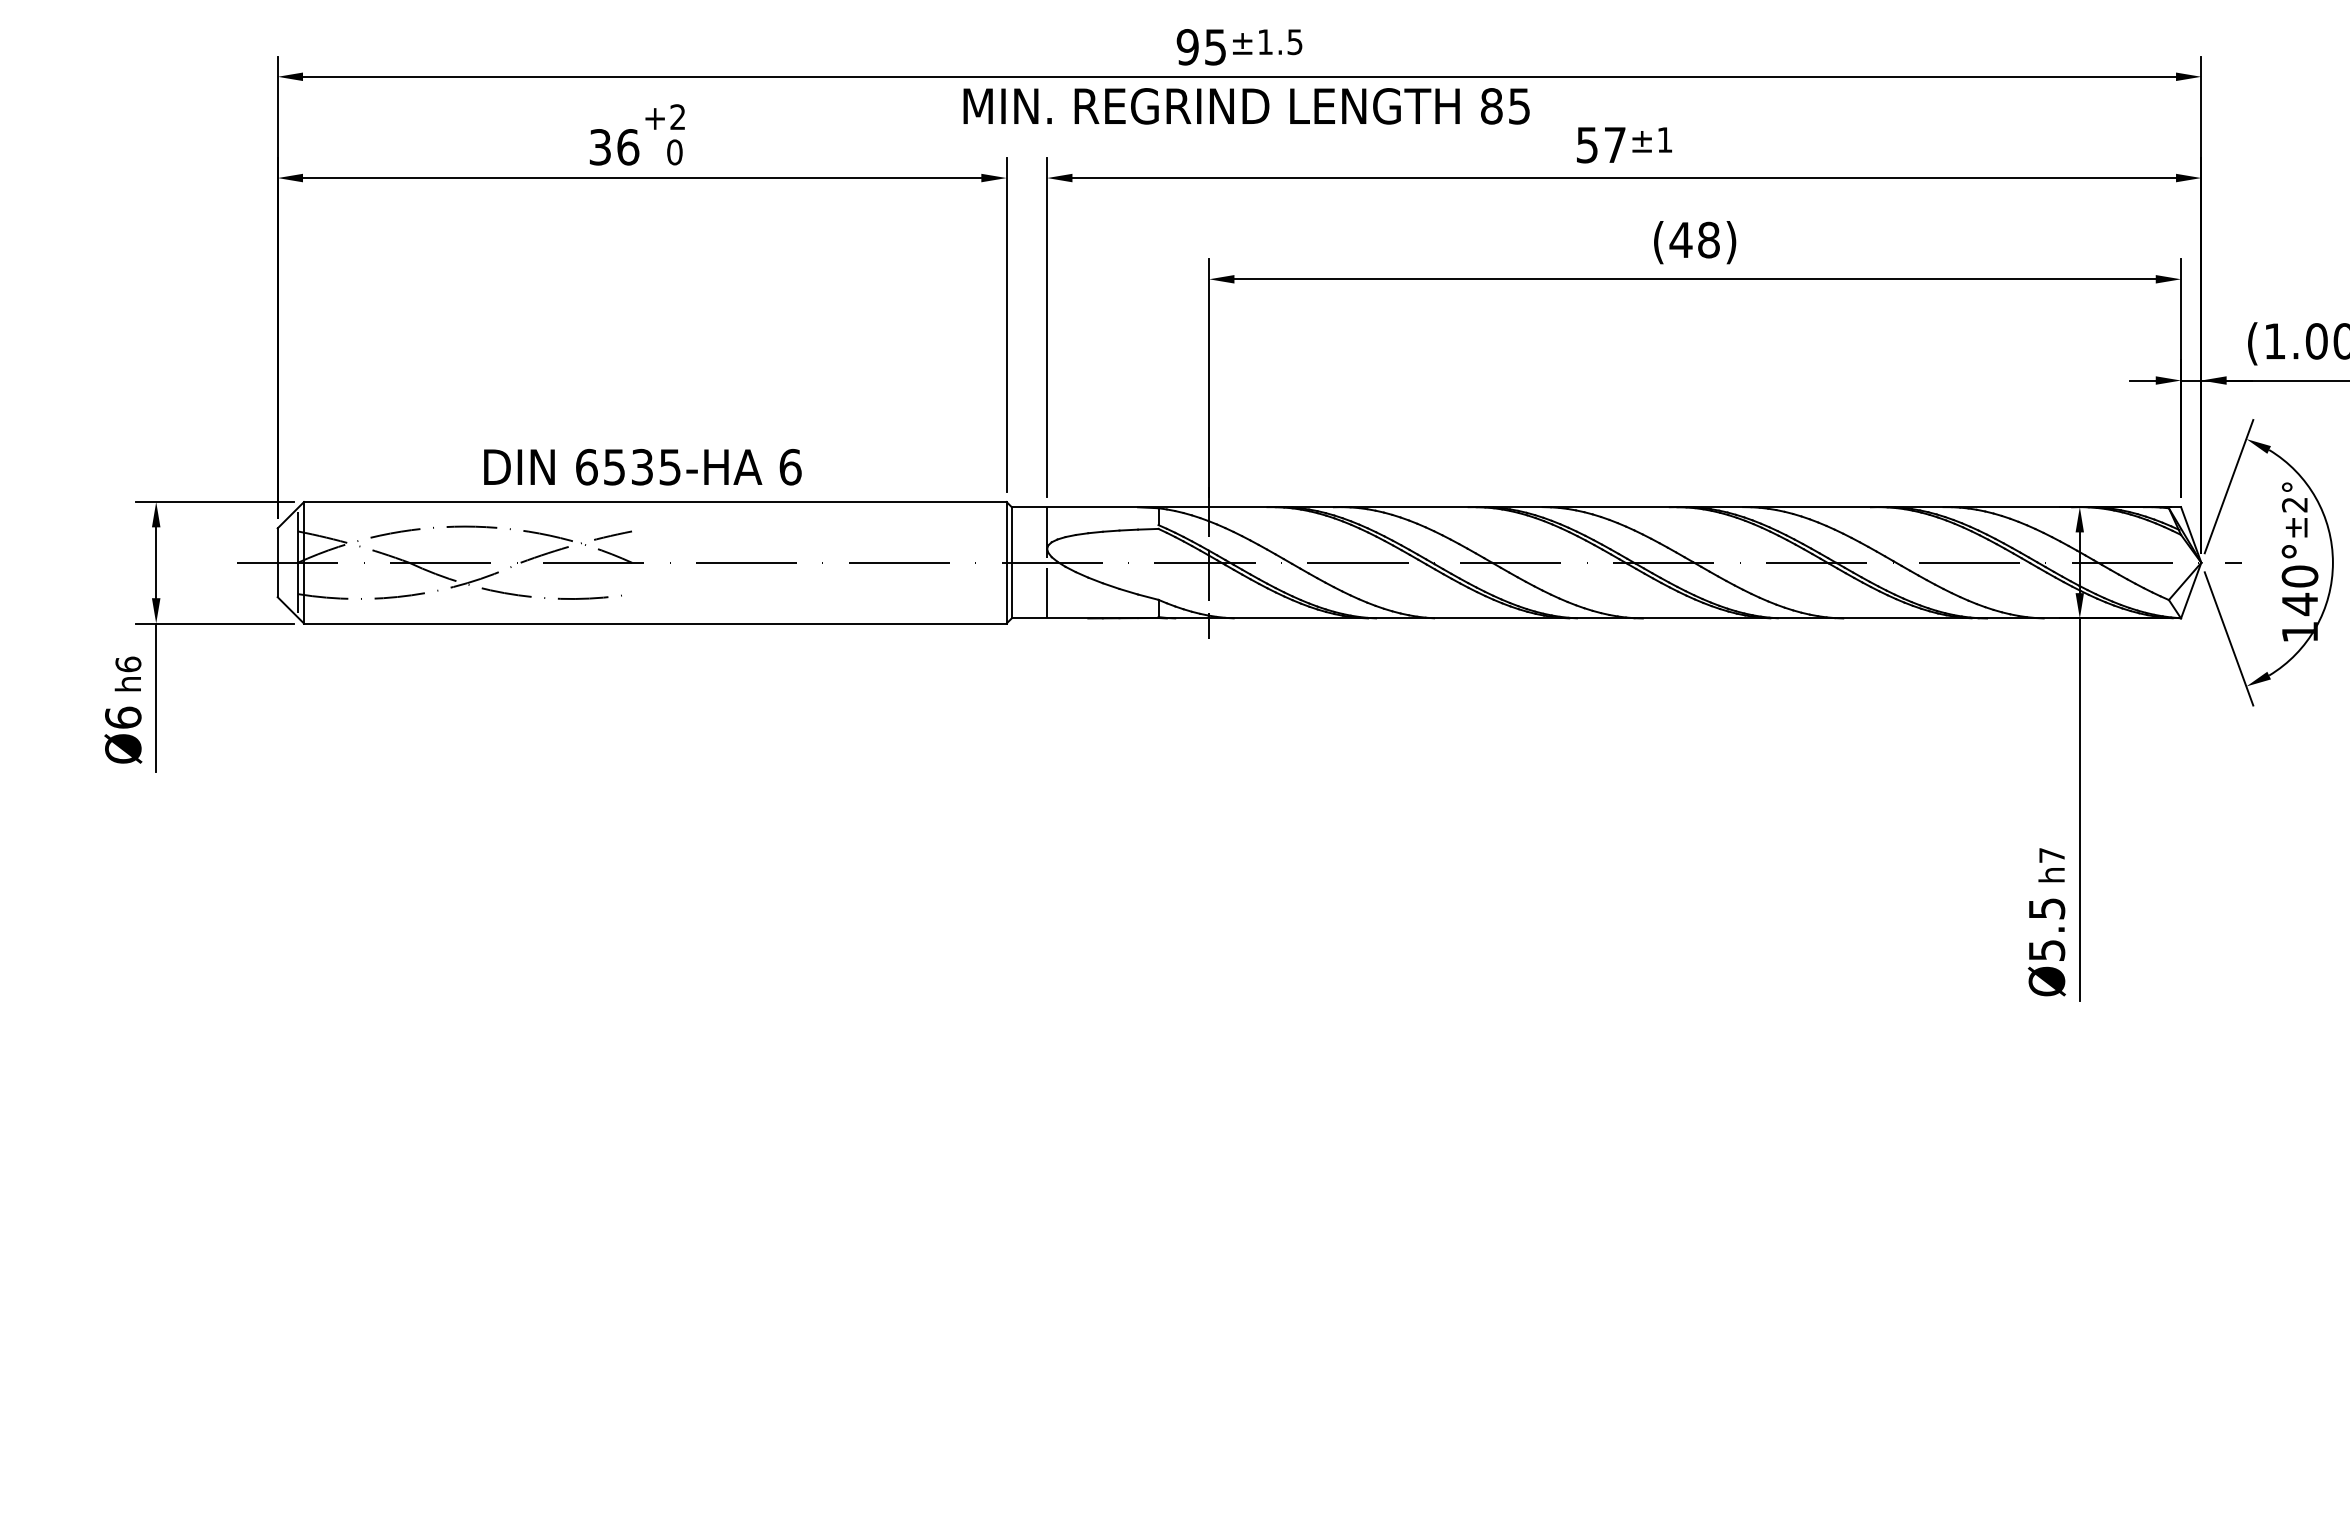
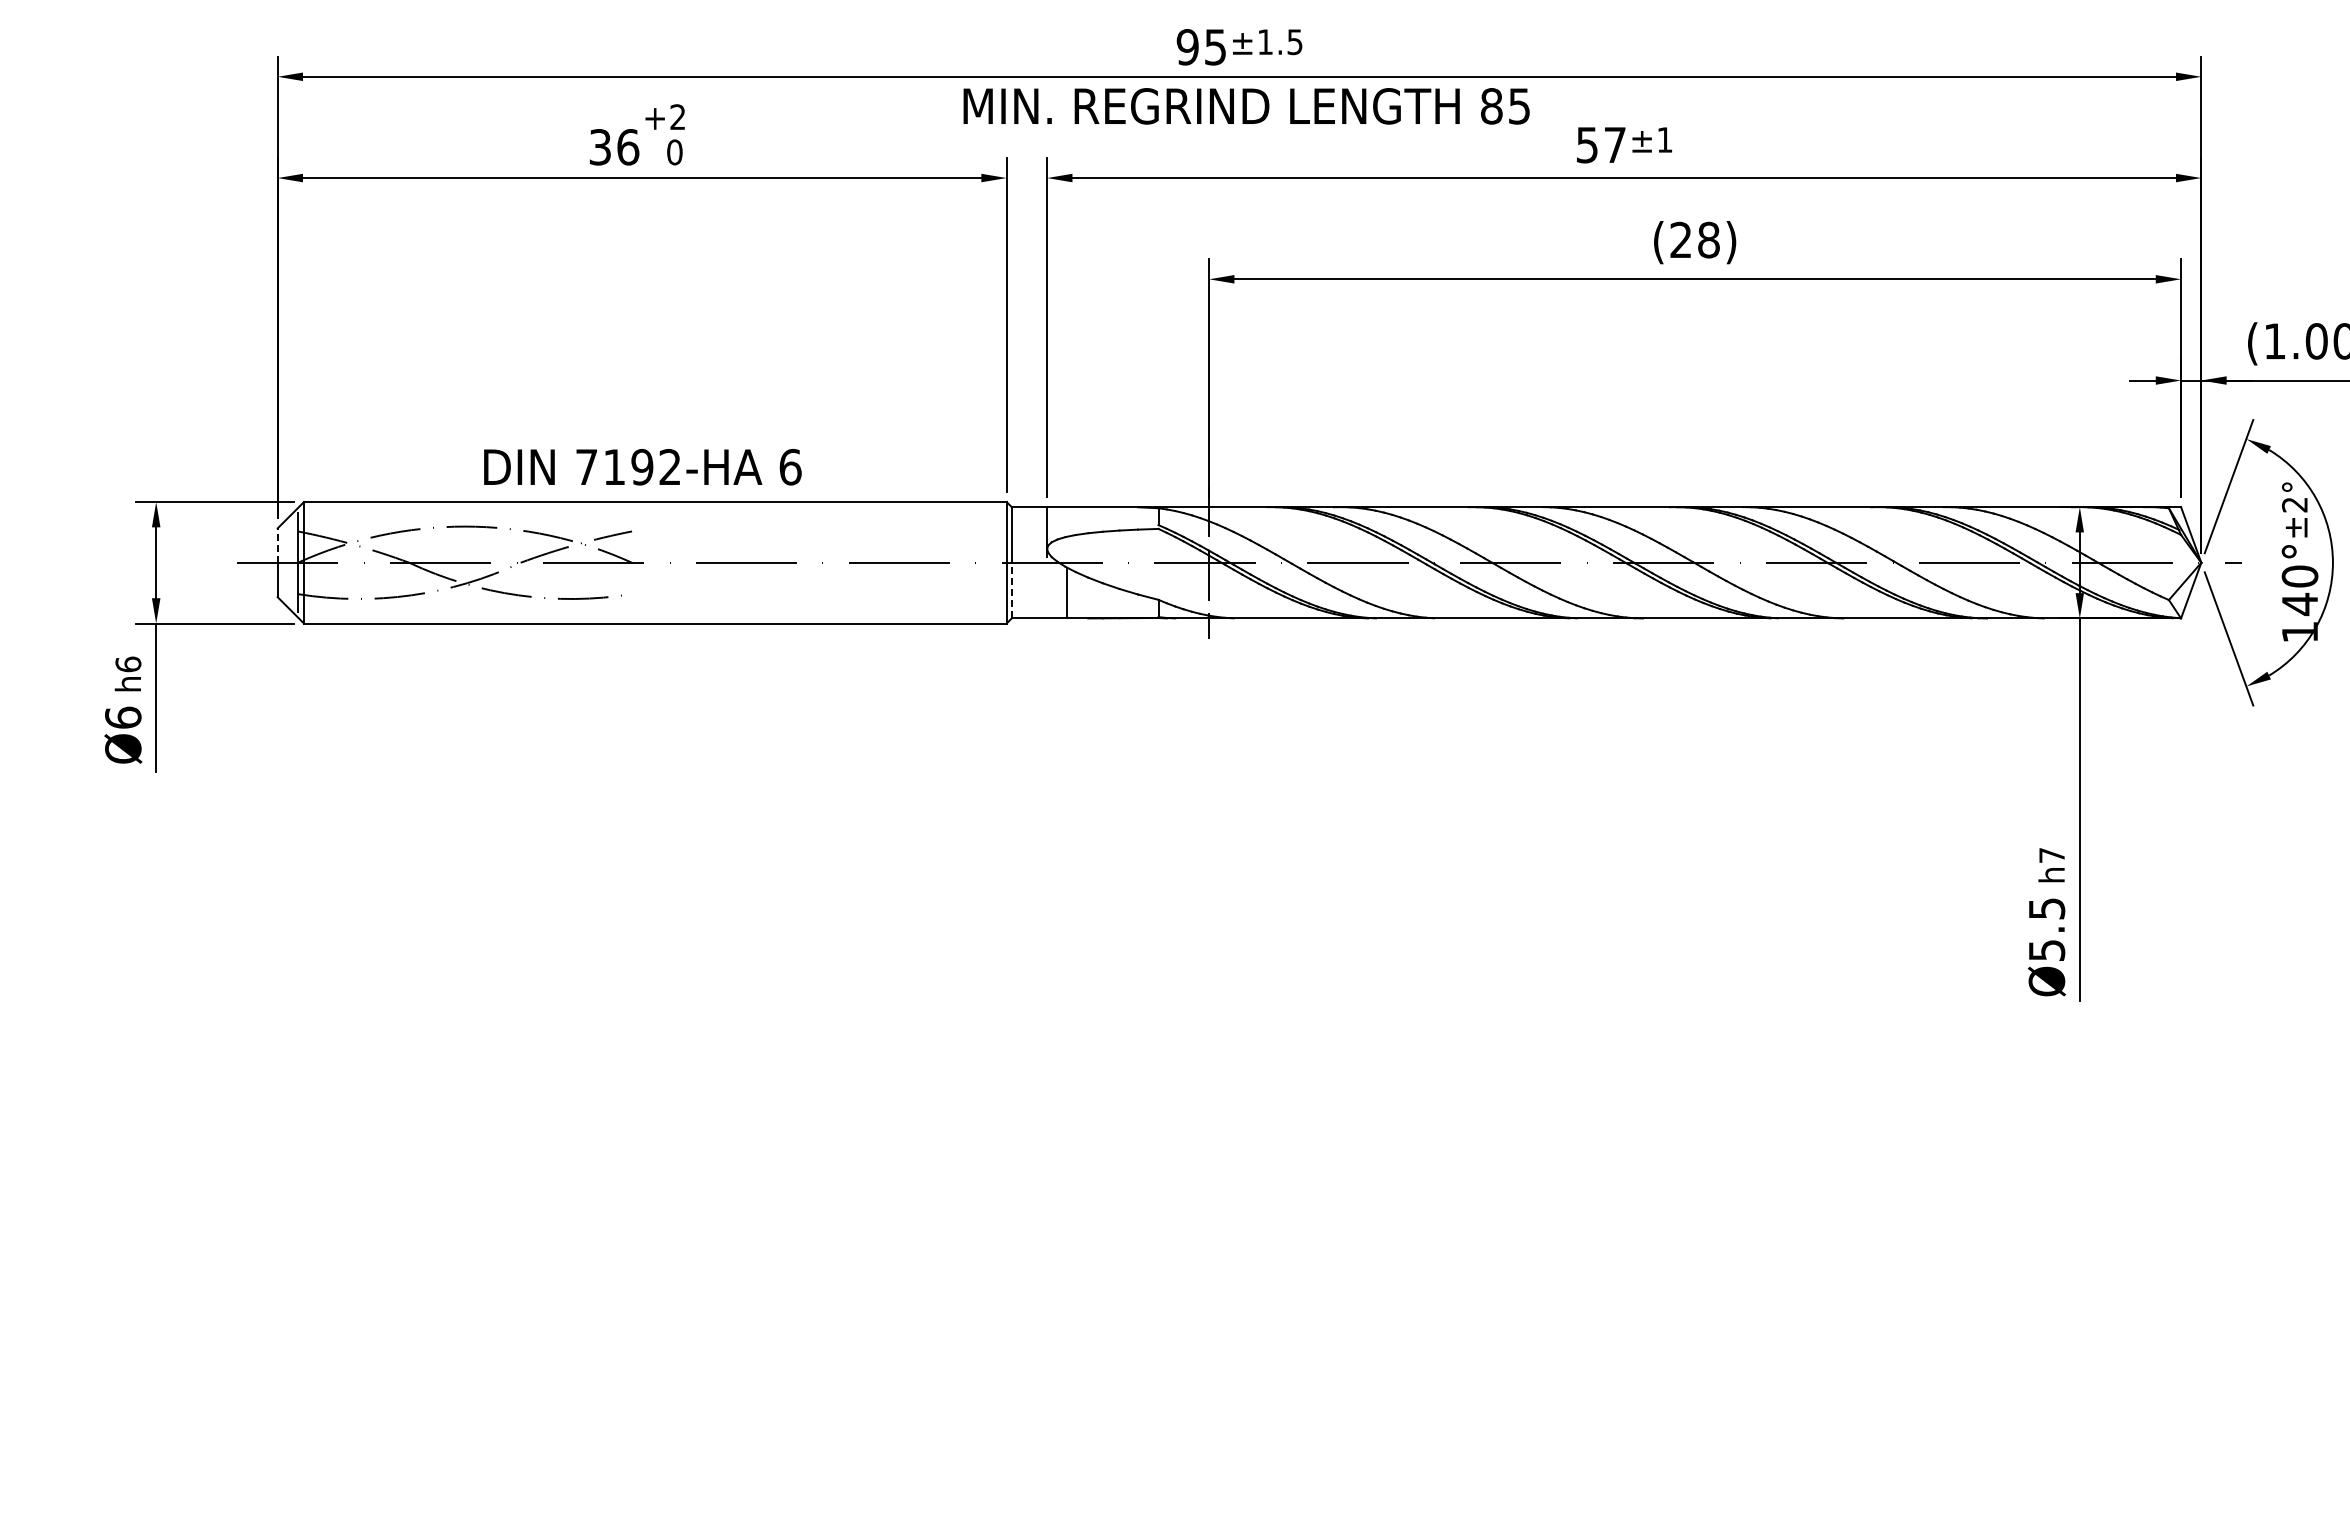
text: (48) -> (28) (1680, 239)
text: 6535-HA -> 7192-HA (628, 466)
line: solid -> dashed (277, 545)
line: solid -> dashed (1011, 590)
line position: (1047, 590) -> (1067, 590) (1067, 590)
